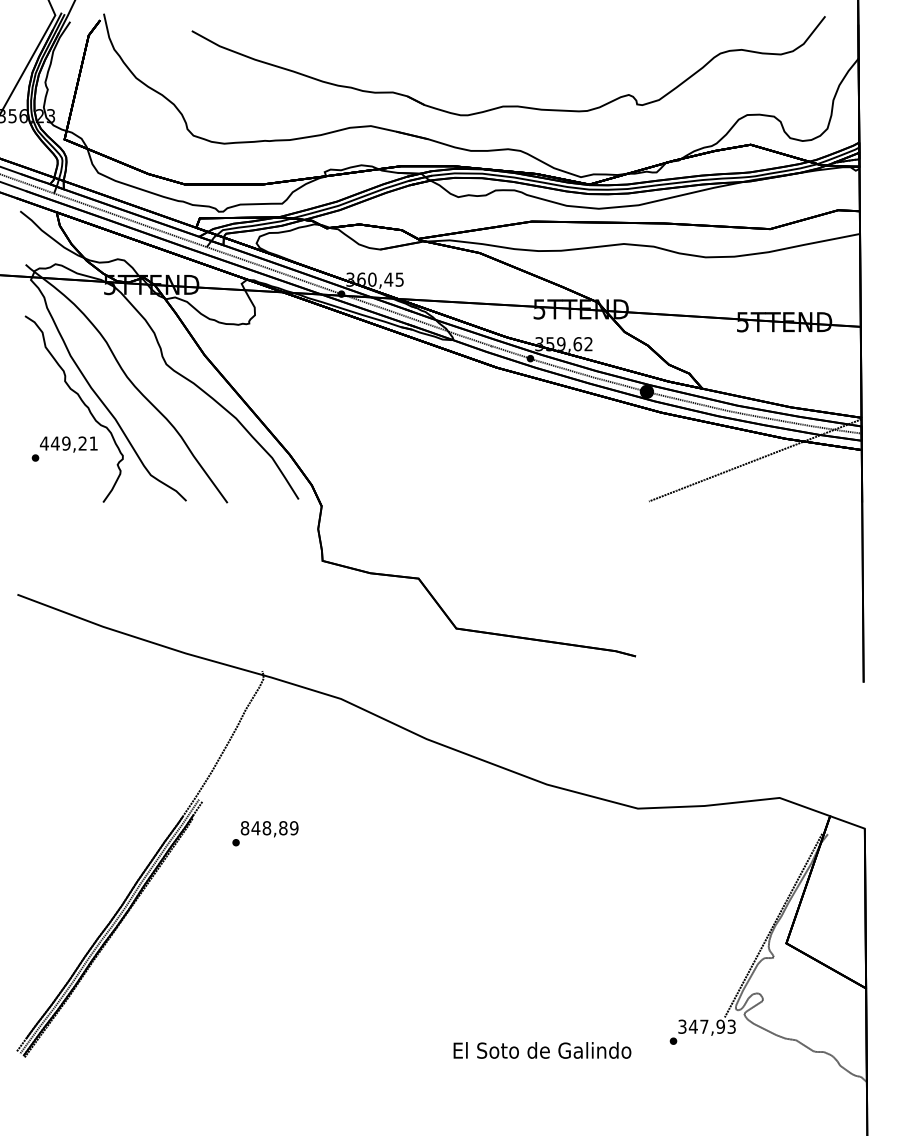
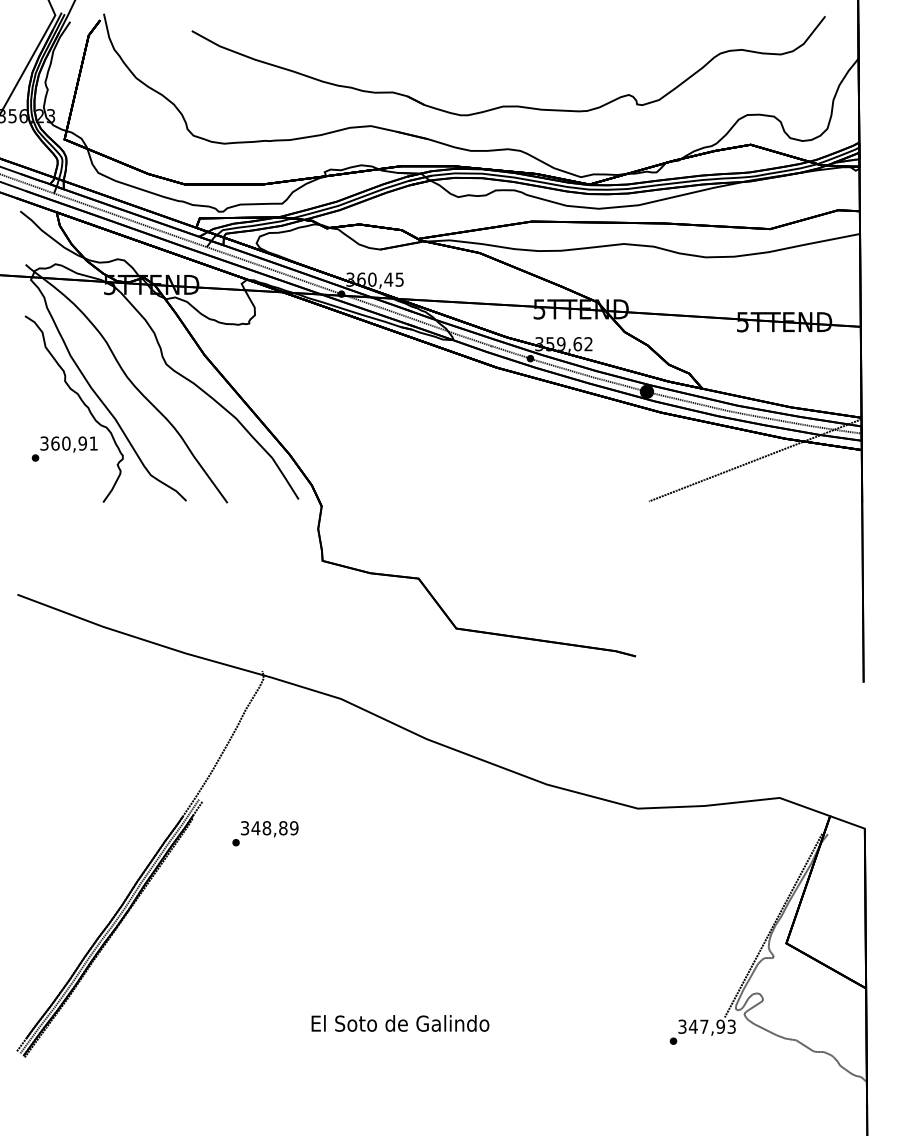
text: 449,21 -> 360,91 (62, 443)
text: 848,89 -> 348,89 (244, 828)
text position: (542, 1050) -> (400, 1023) (400, 1023)
